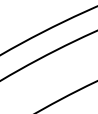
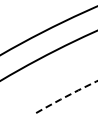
arc: solid -> dashed (66, 96)
